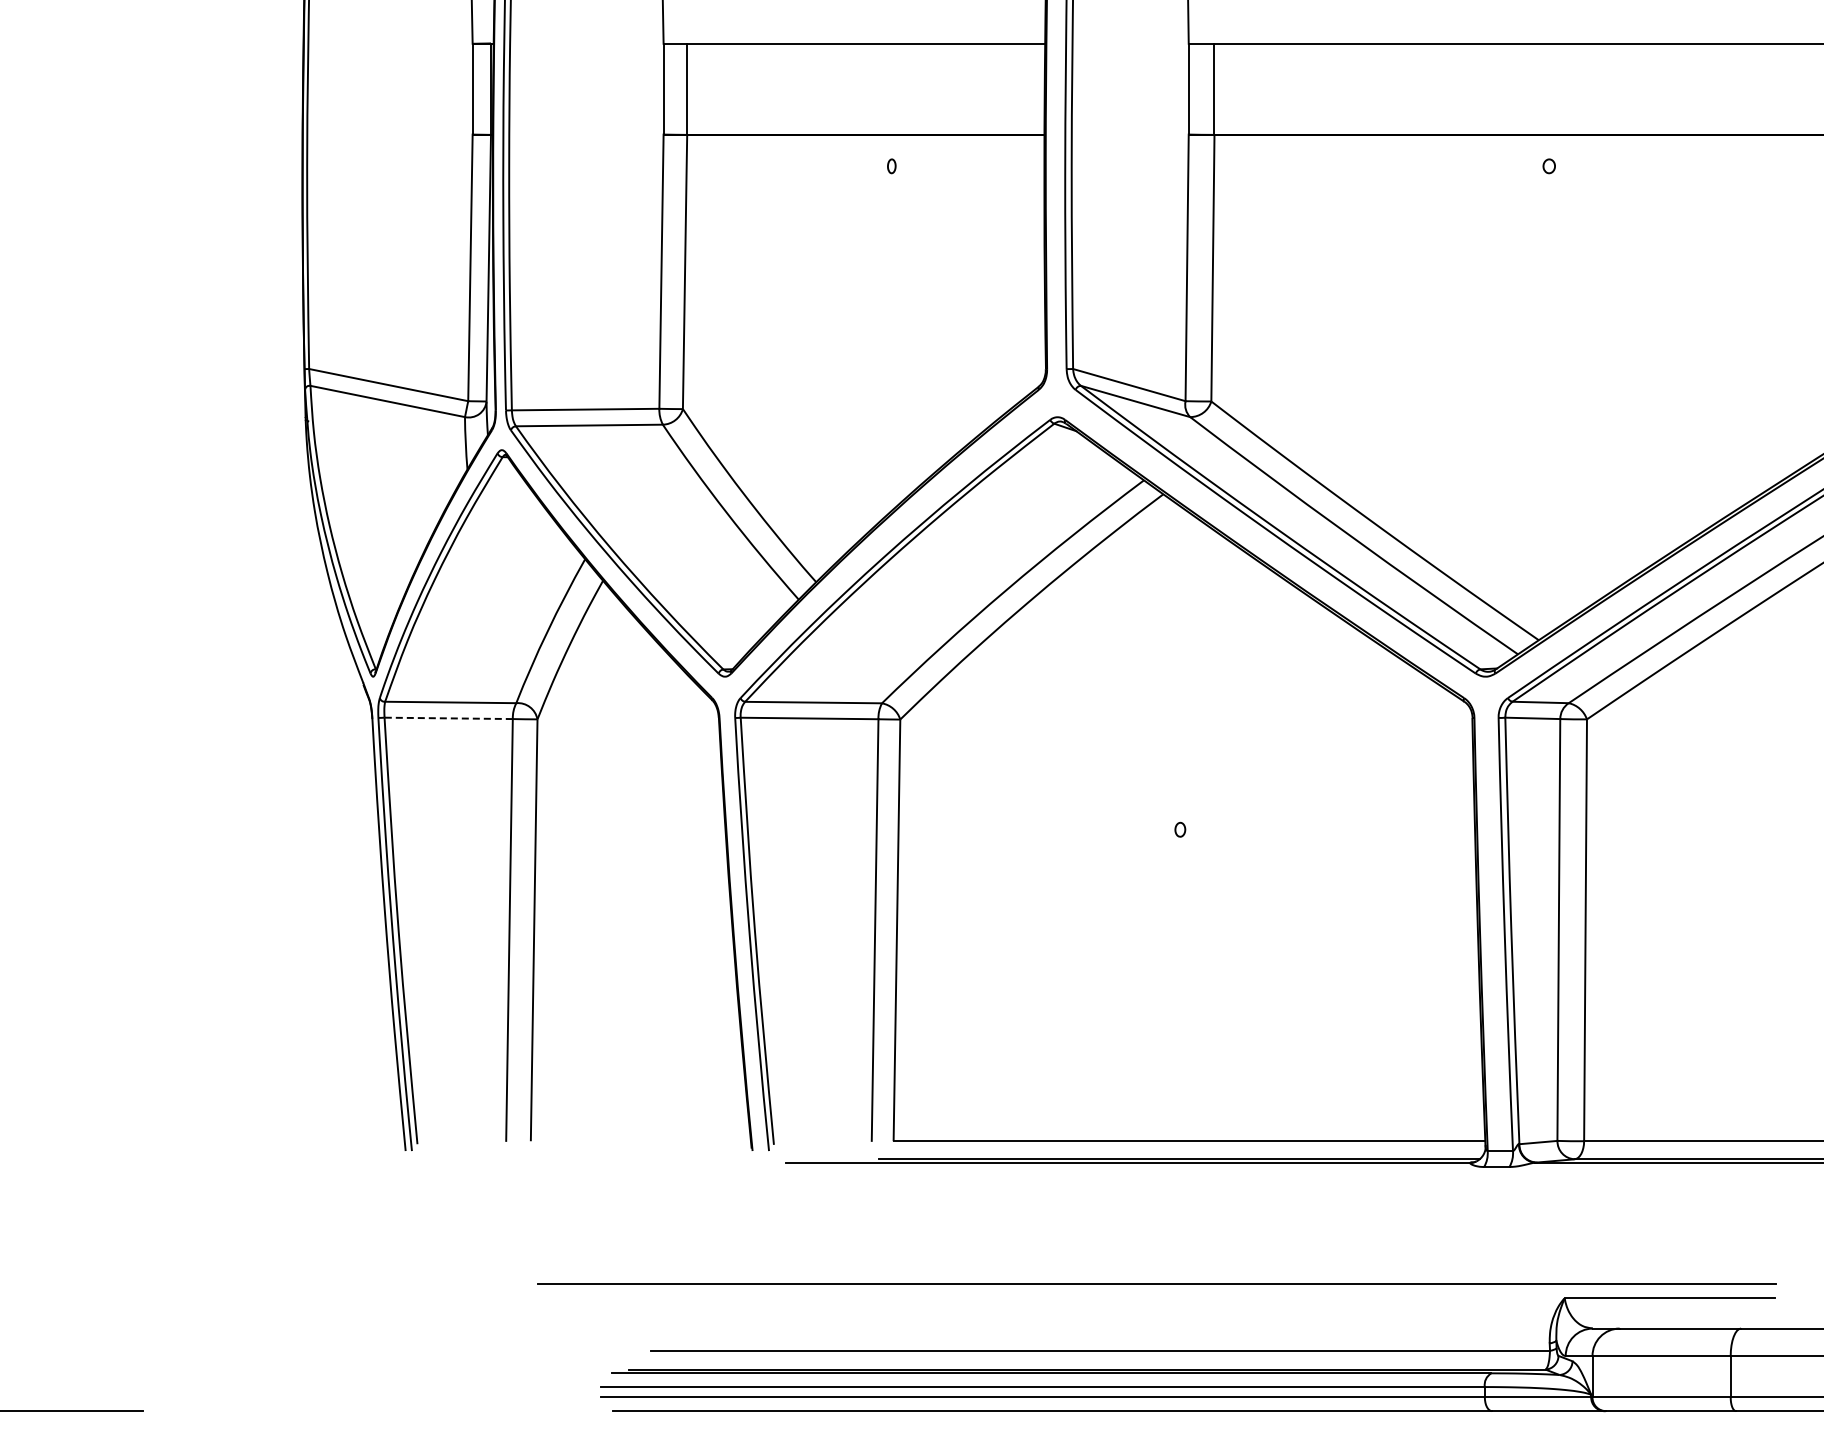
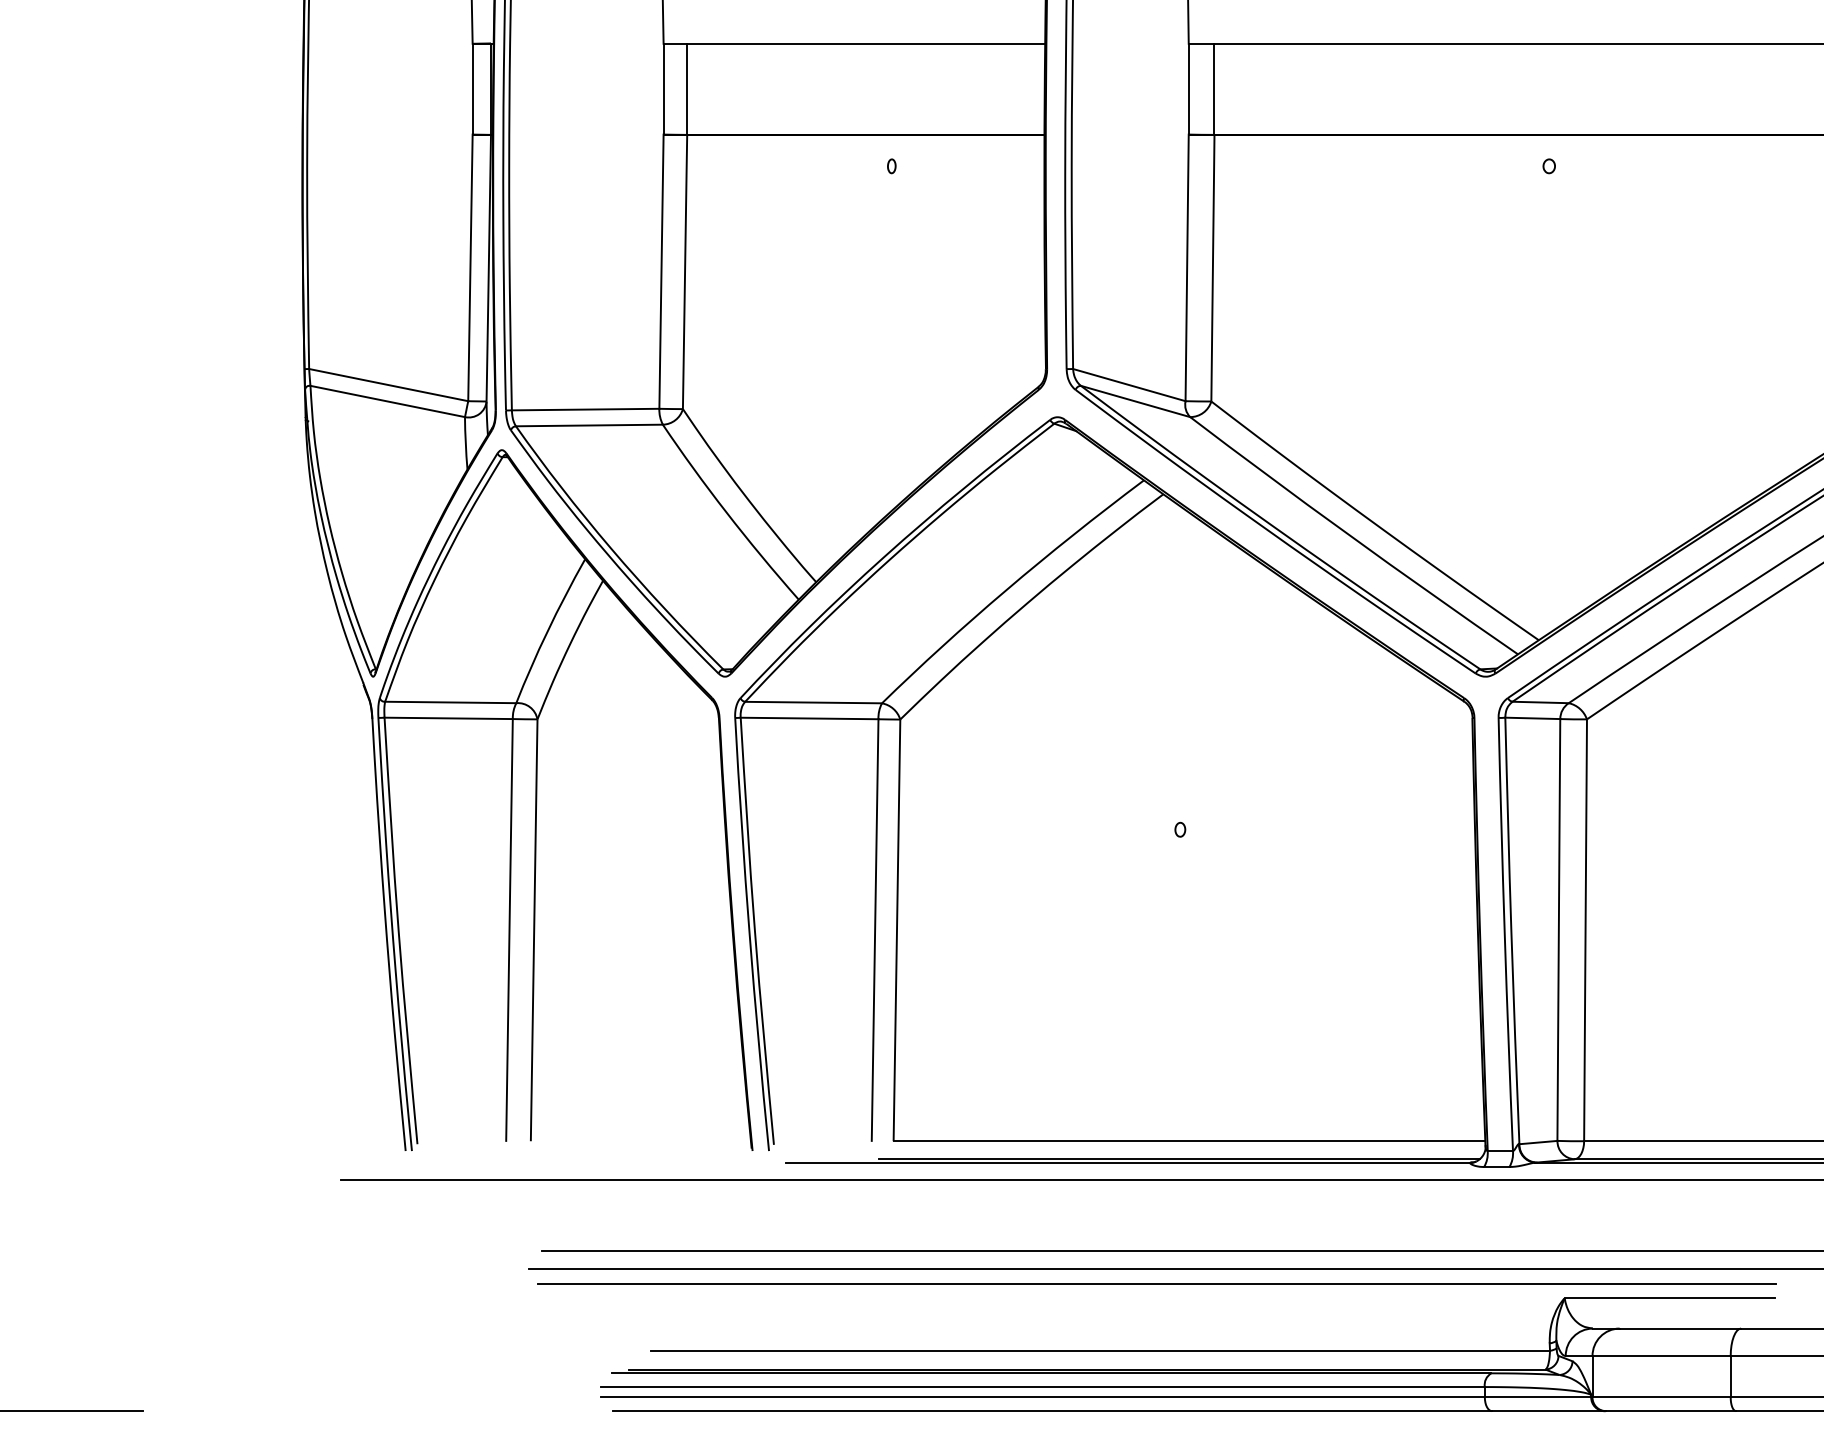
line: dashed -> solid (448, 718)
line: none -> present (1080, 1180)
line: none -> present (1180, 1251)
line: none -> present (1174, 1268)
